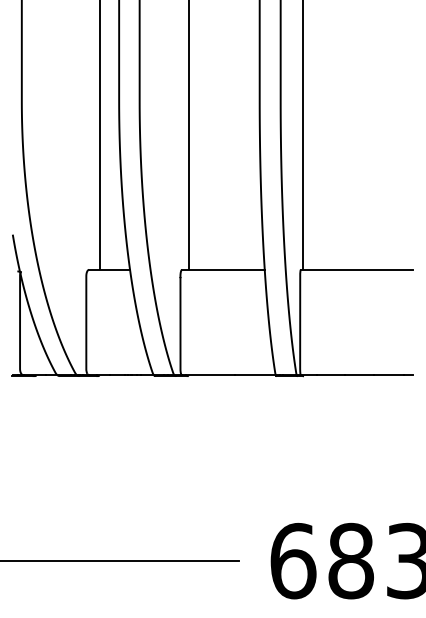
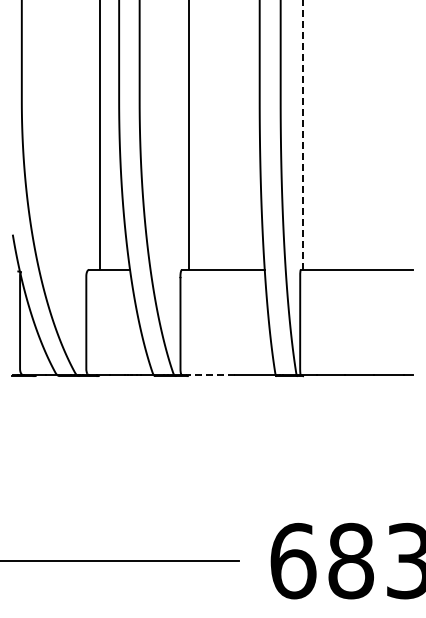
line: solid -> dashed (303, 134)
line: solid -> dashed (210, 375)
